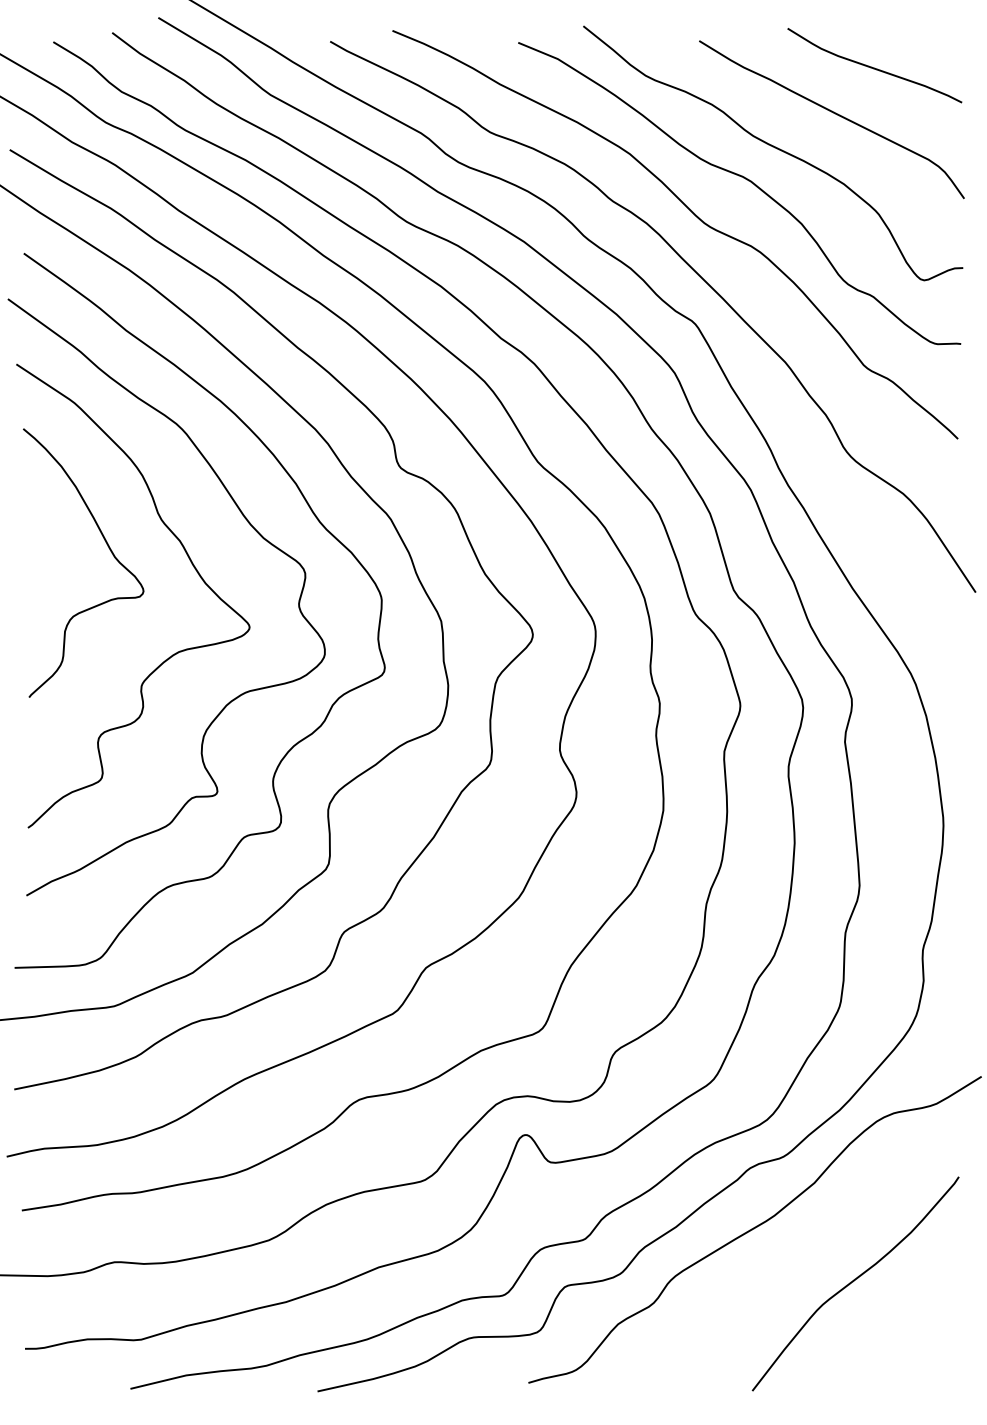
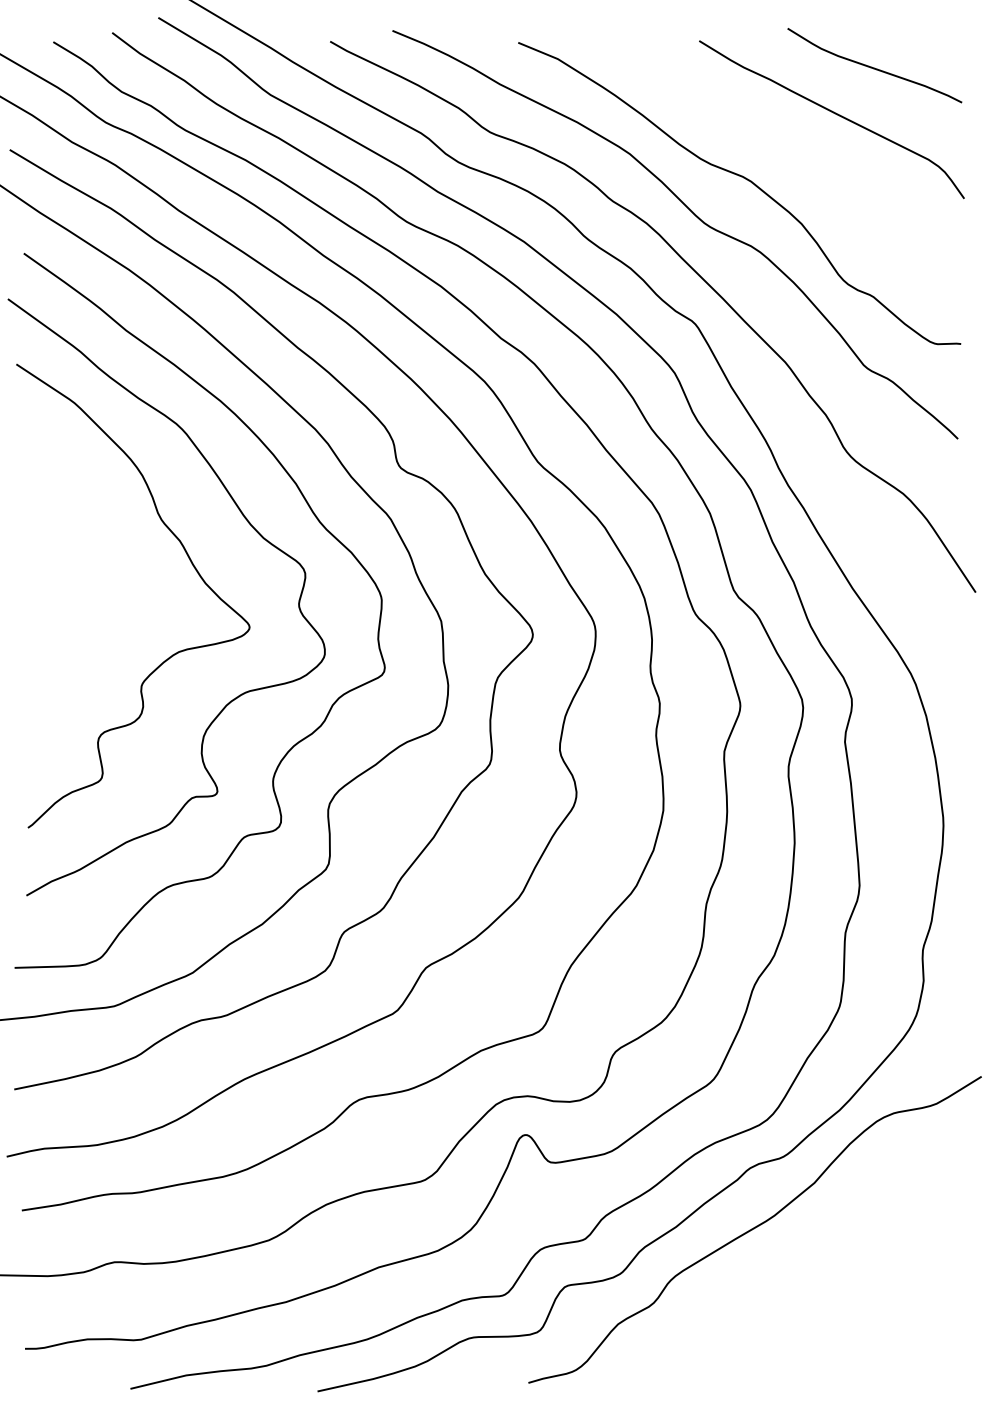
curve: present -> none (774, 148)
curve: present -> none (108, 548)
curve: present -> none (854, 1281)
